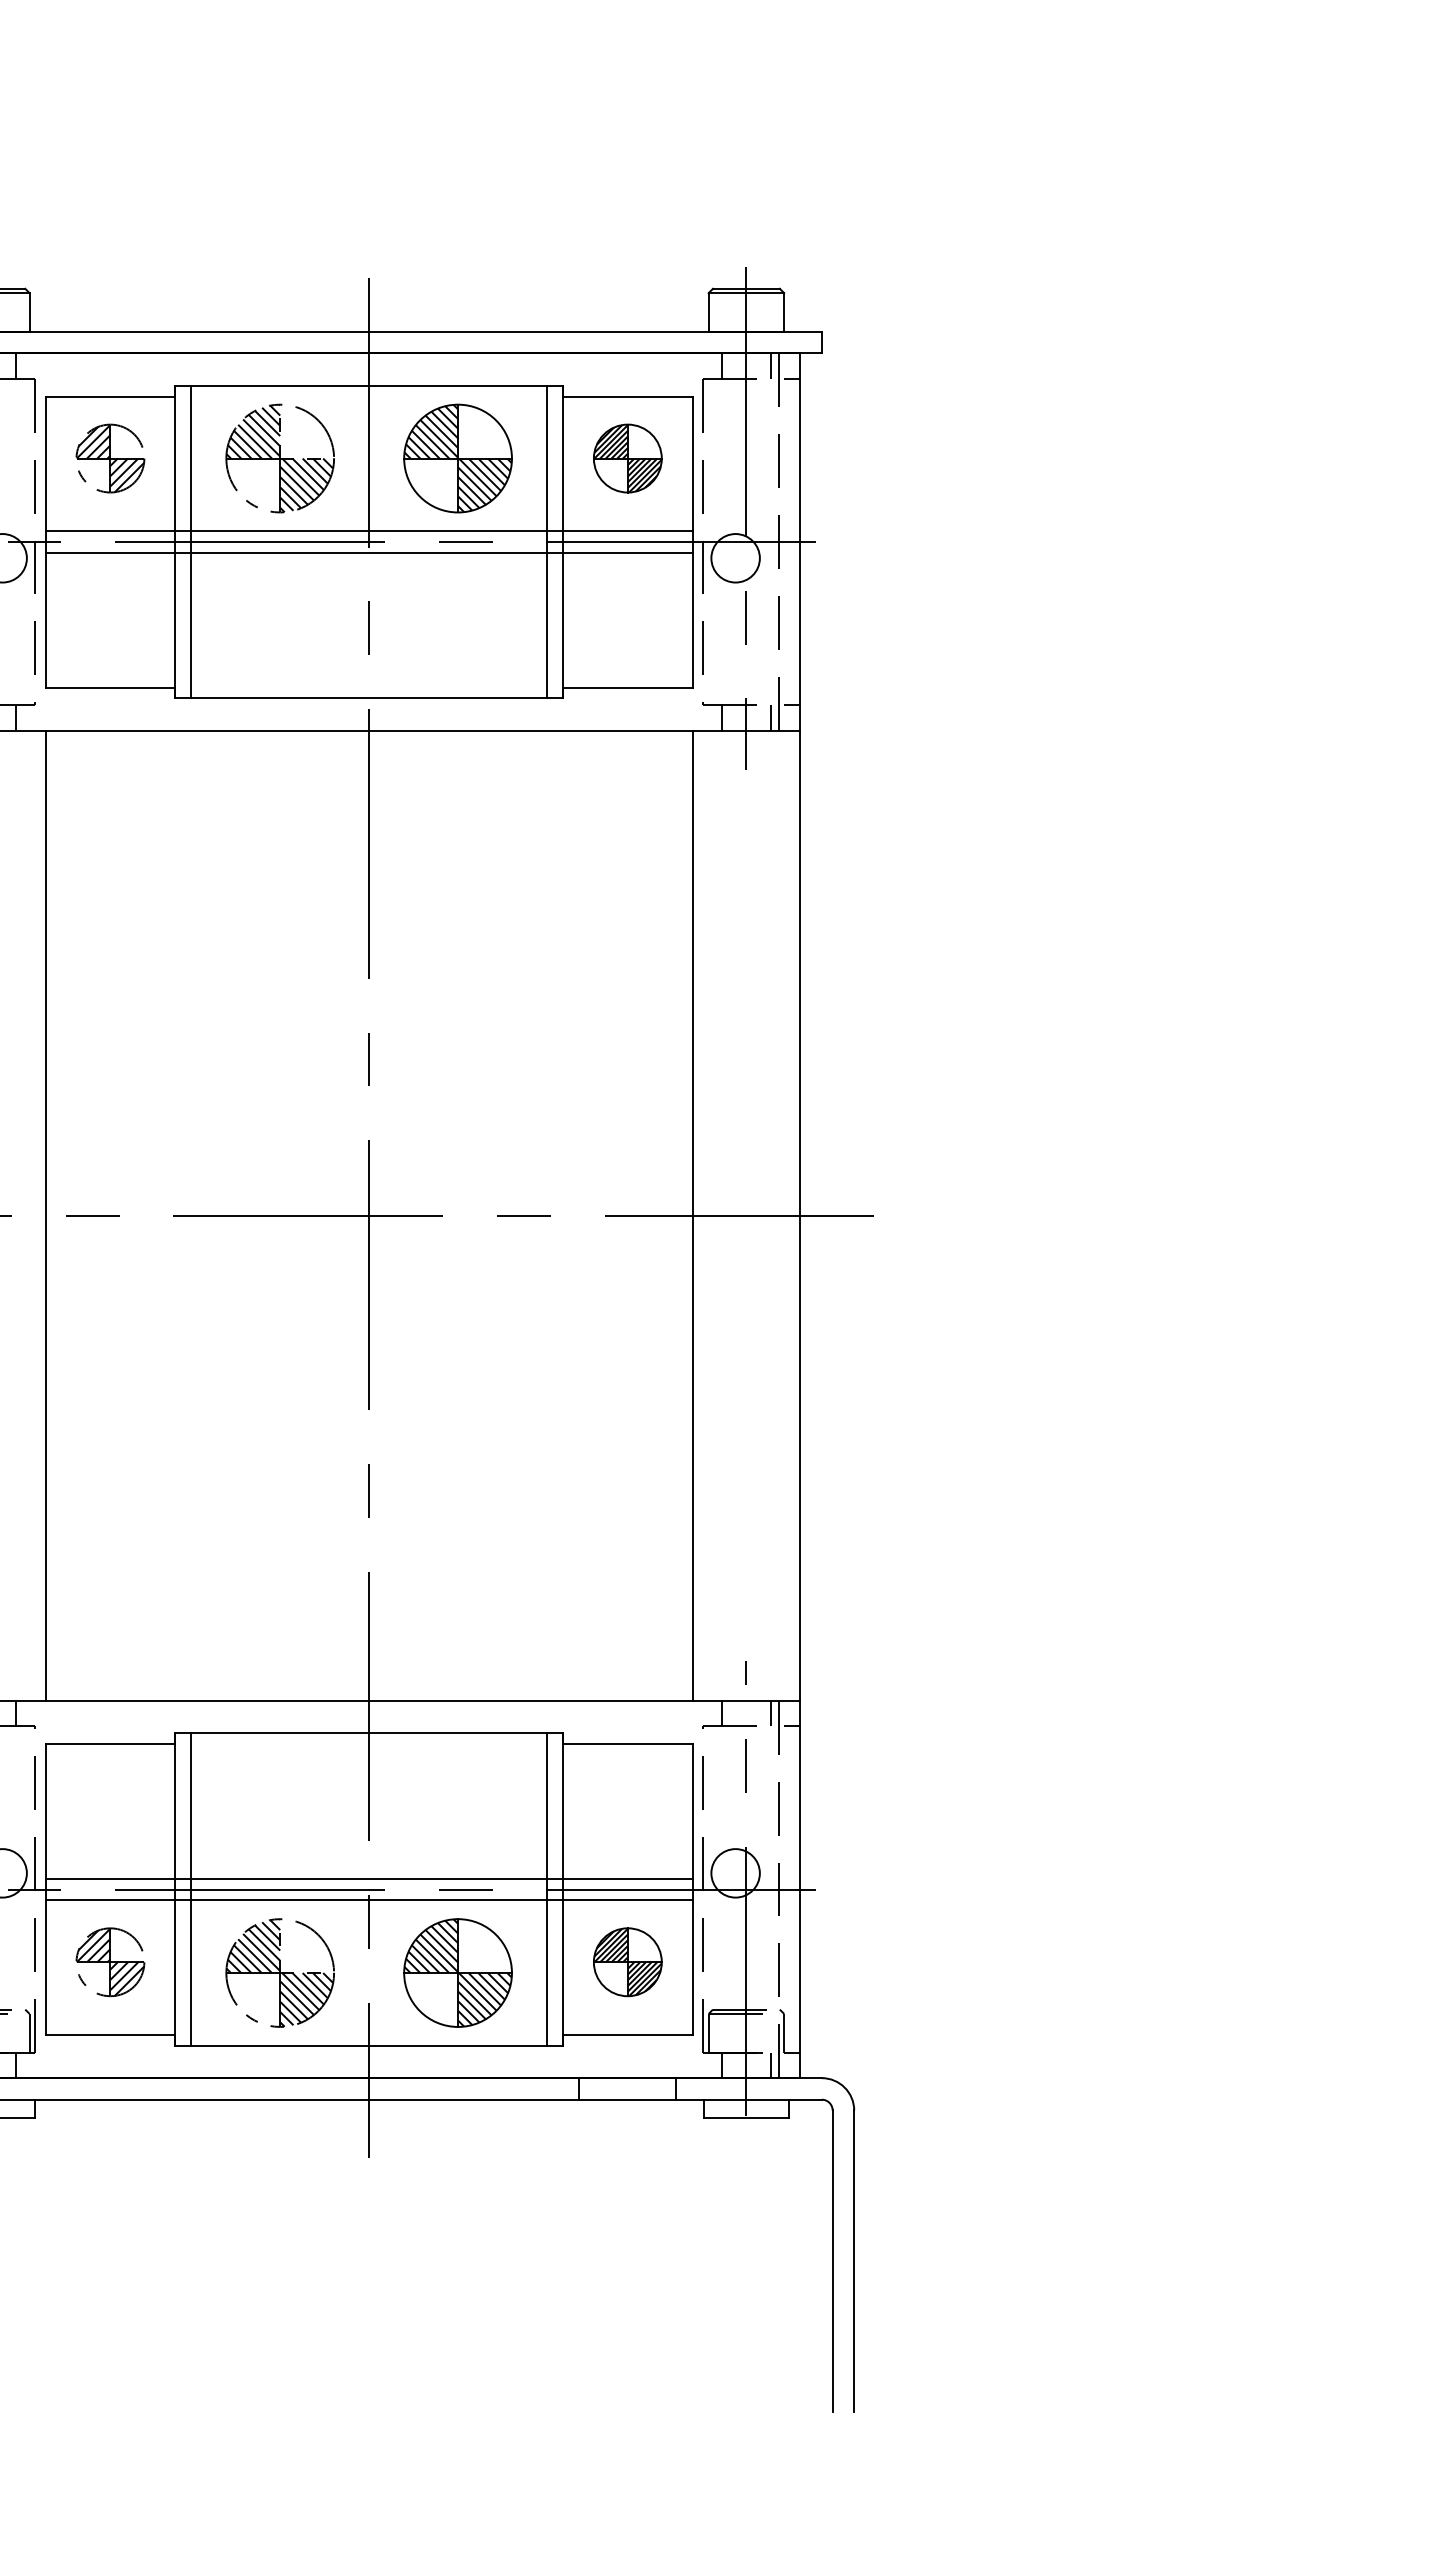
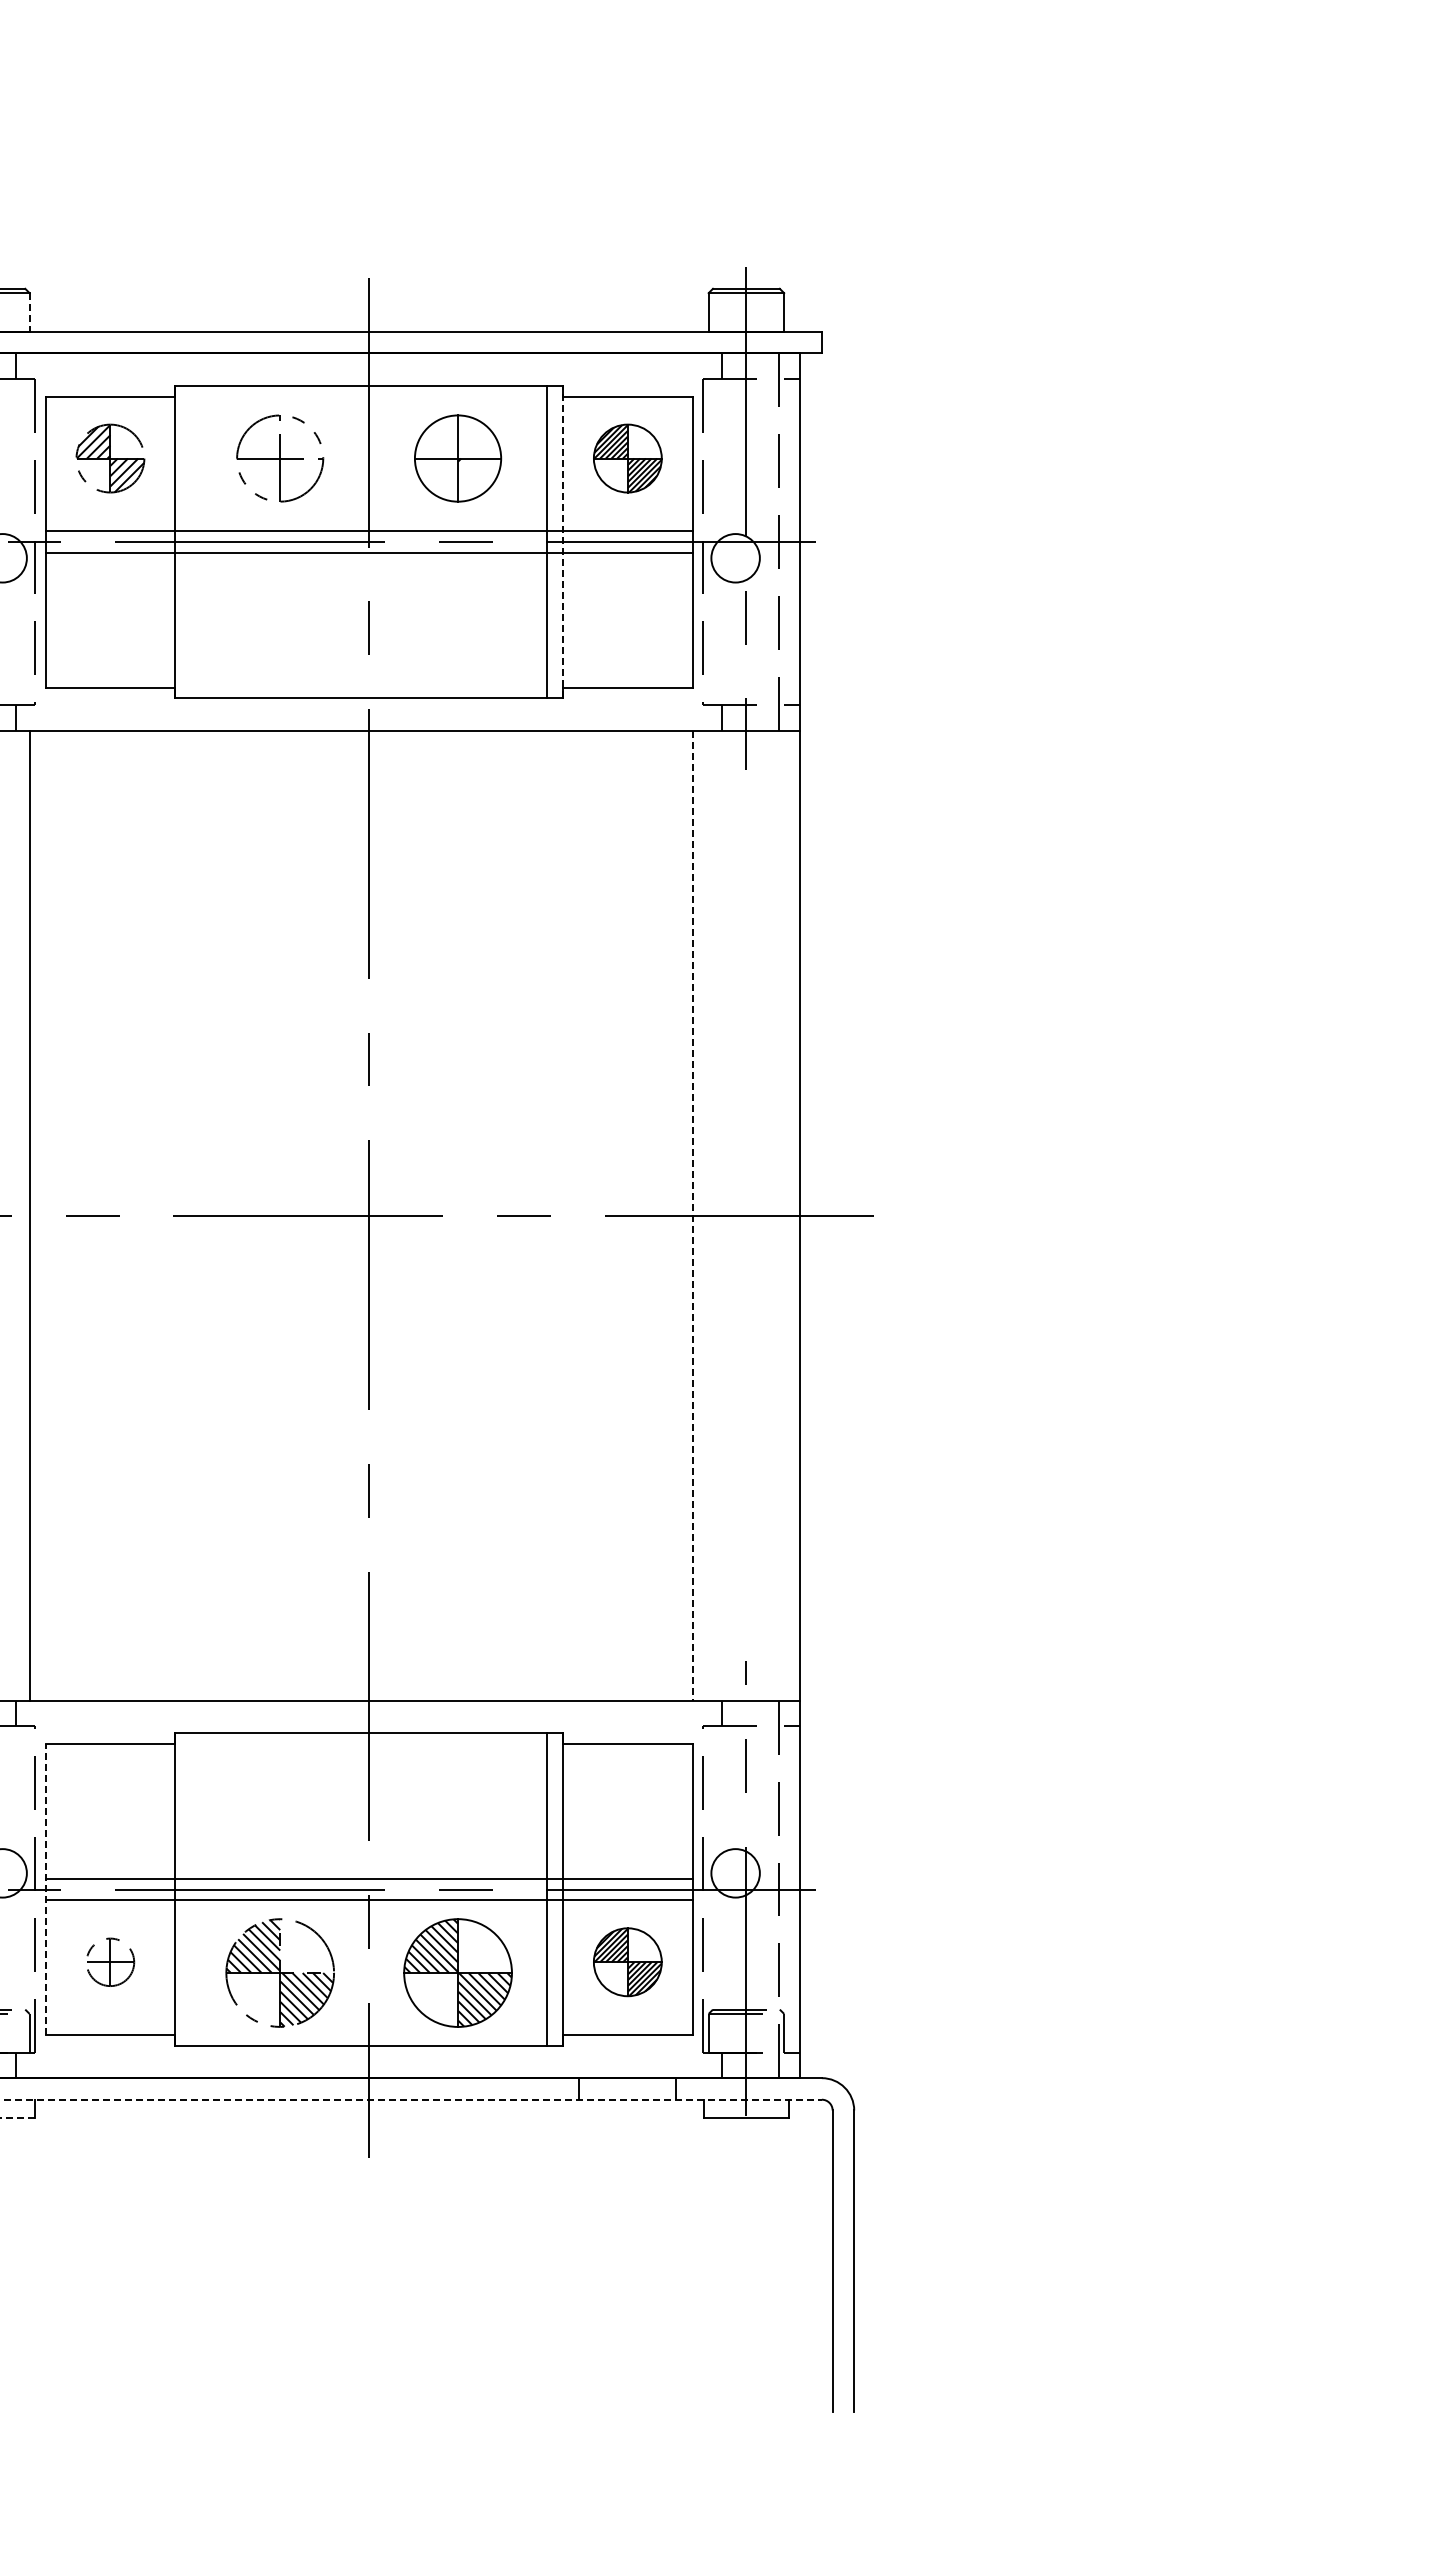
line: solid -> dashed (29, 313)
line: present -> none (770, 365)
part size: 110x111 px -> 89x89 px (280, 458)
part size: 110x111 px -> 89x89 px (458, 458)
line: present -> none (191, 541)
line: solid -> dashed (563, 541)
line: present -> none (770, 717)
line position: (45, 1215) -> (29, 1215) (29, 1215)
line: solid -> dashed (692, 1216)
line: present -> none (770, 1713)
line: solid -> dashed (45, 1889)
line: present -> none (191, 1889)
part size: 71x71 px -> 50x50 px (110, 1961)
line: present -> none (770, 2065)
line: solid -> dashed (411, 2099)
line: solid -> dashed (17, 2118)
